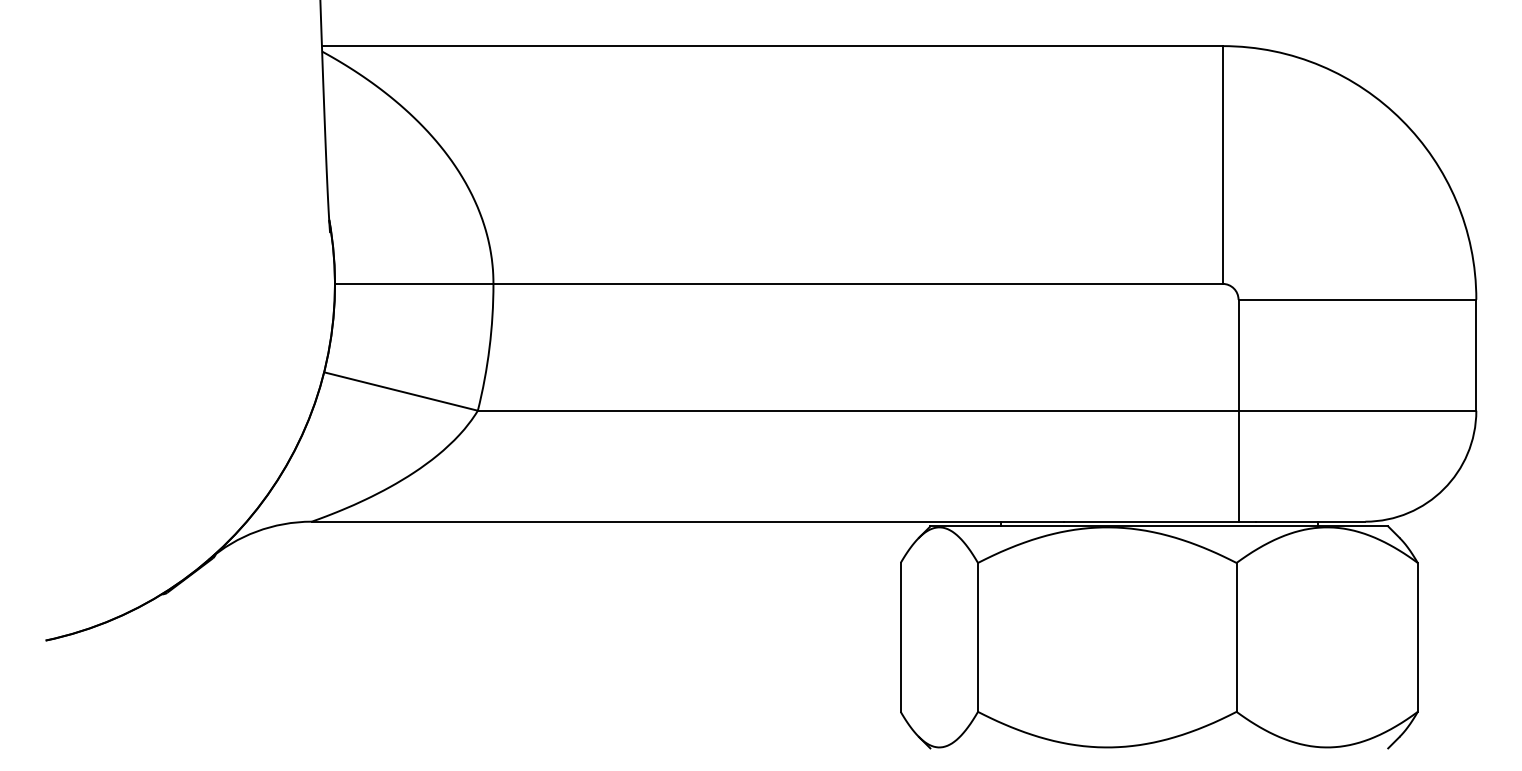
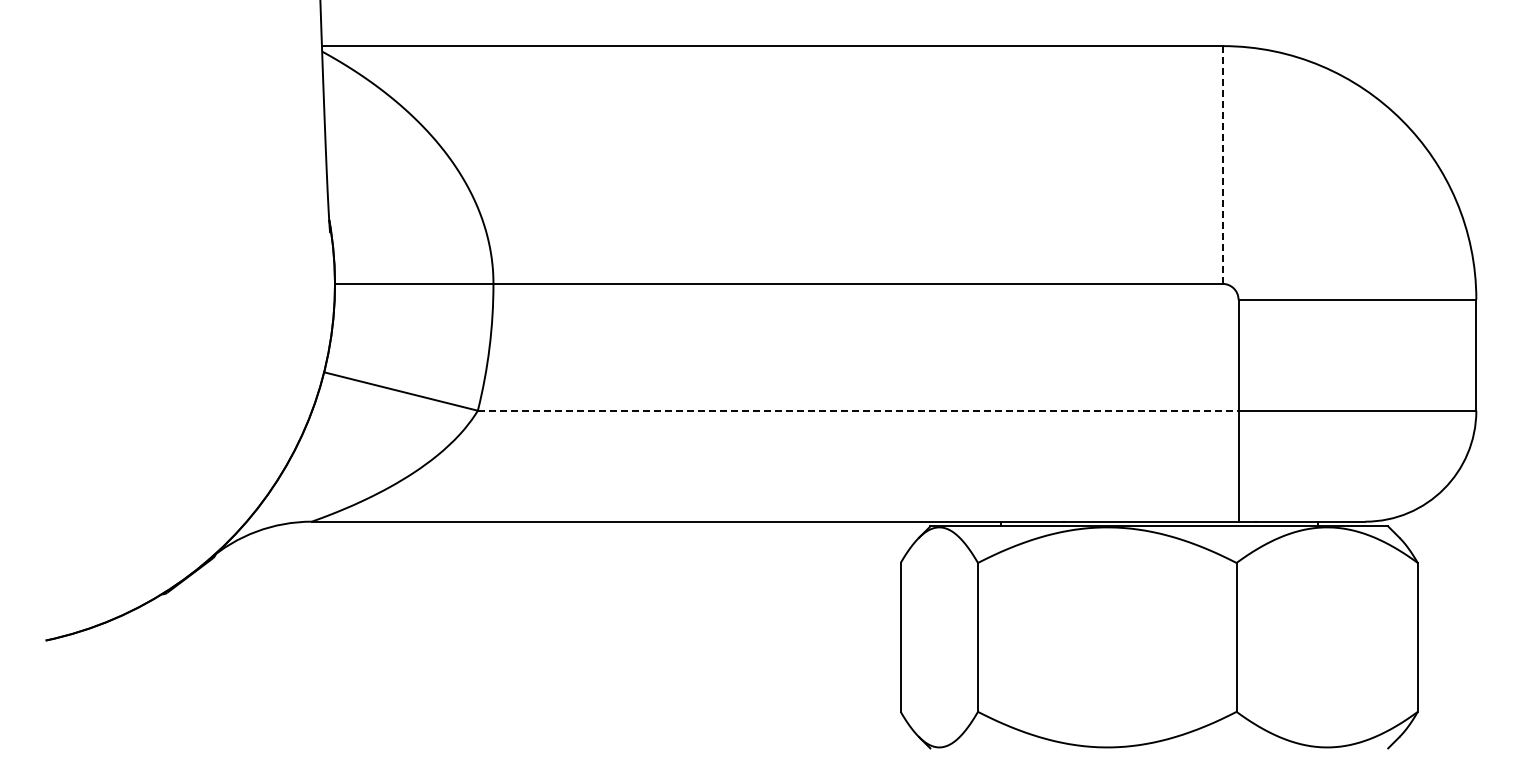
line: solid -> dashed (1222, 165)
line: solid -> dashed (858, 410)
